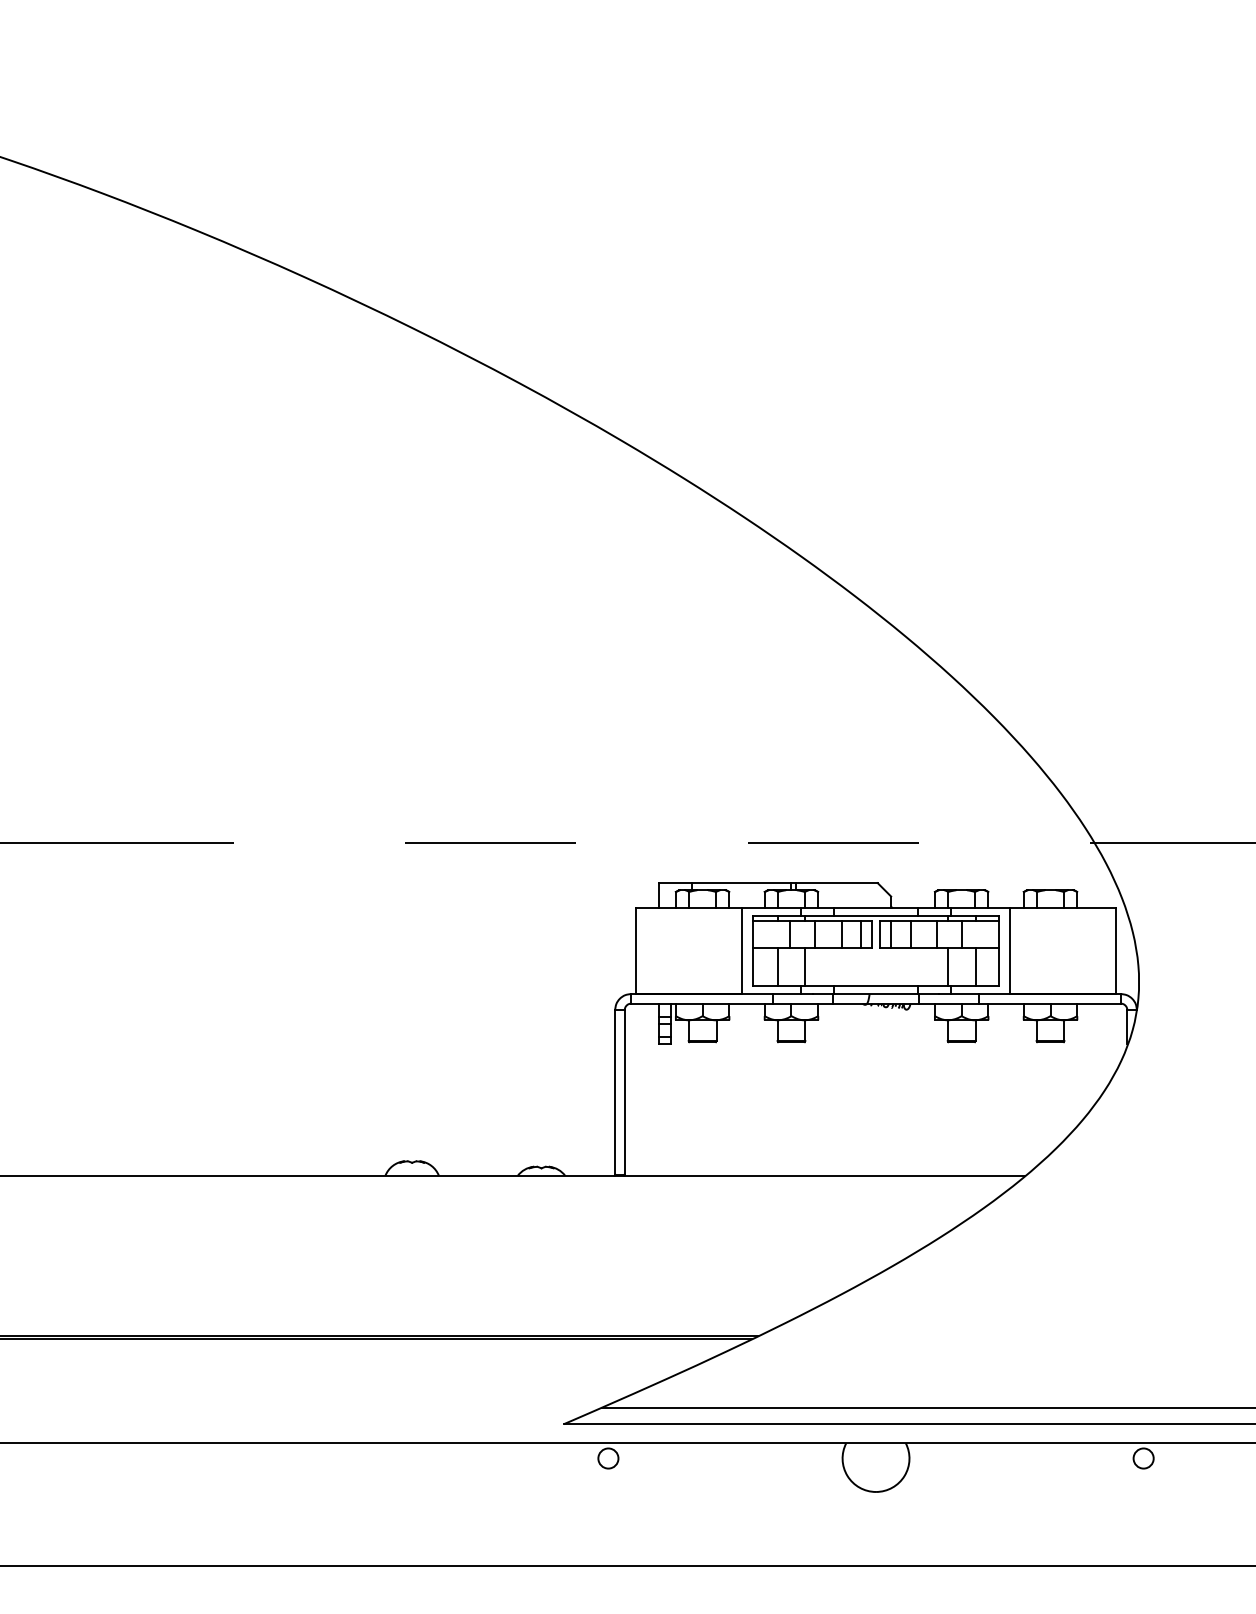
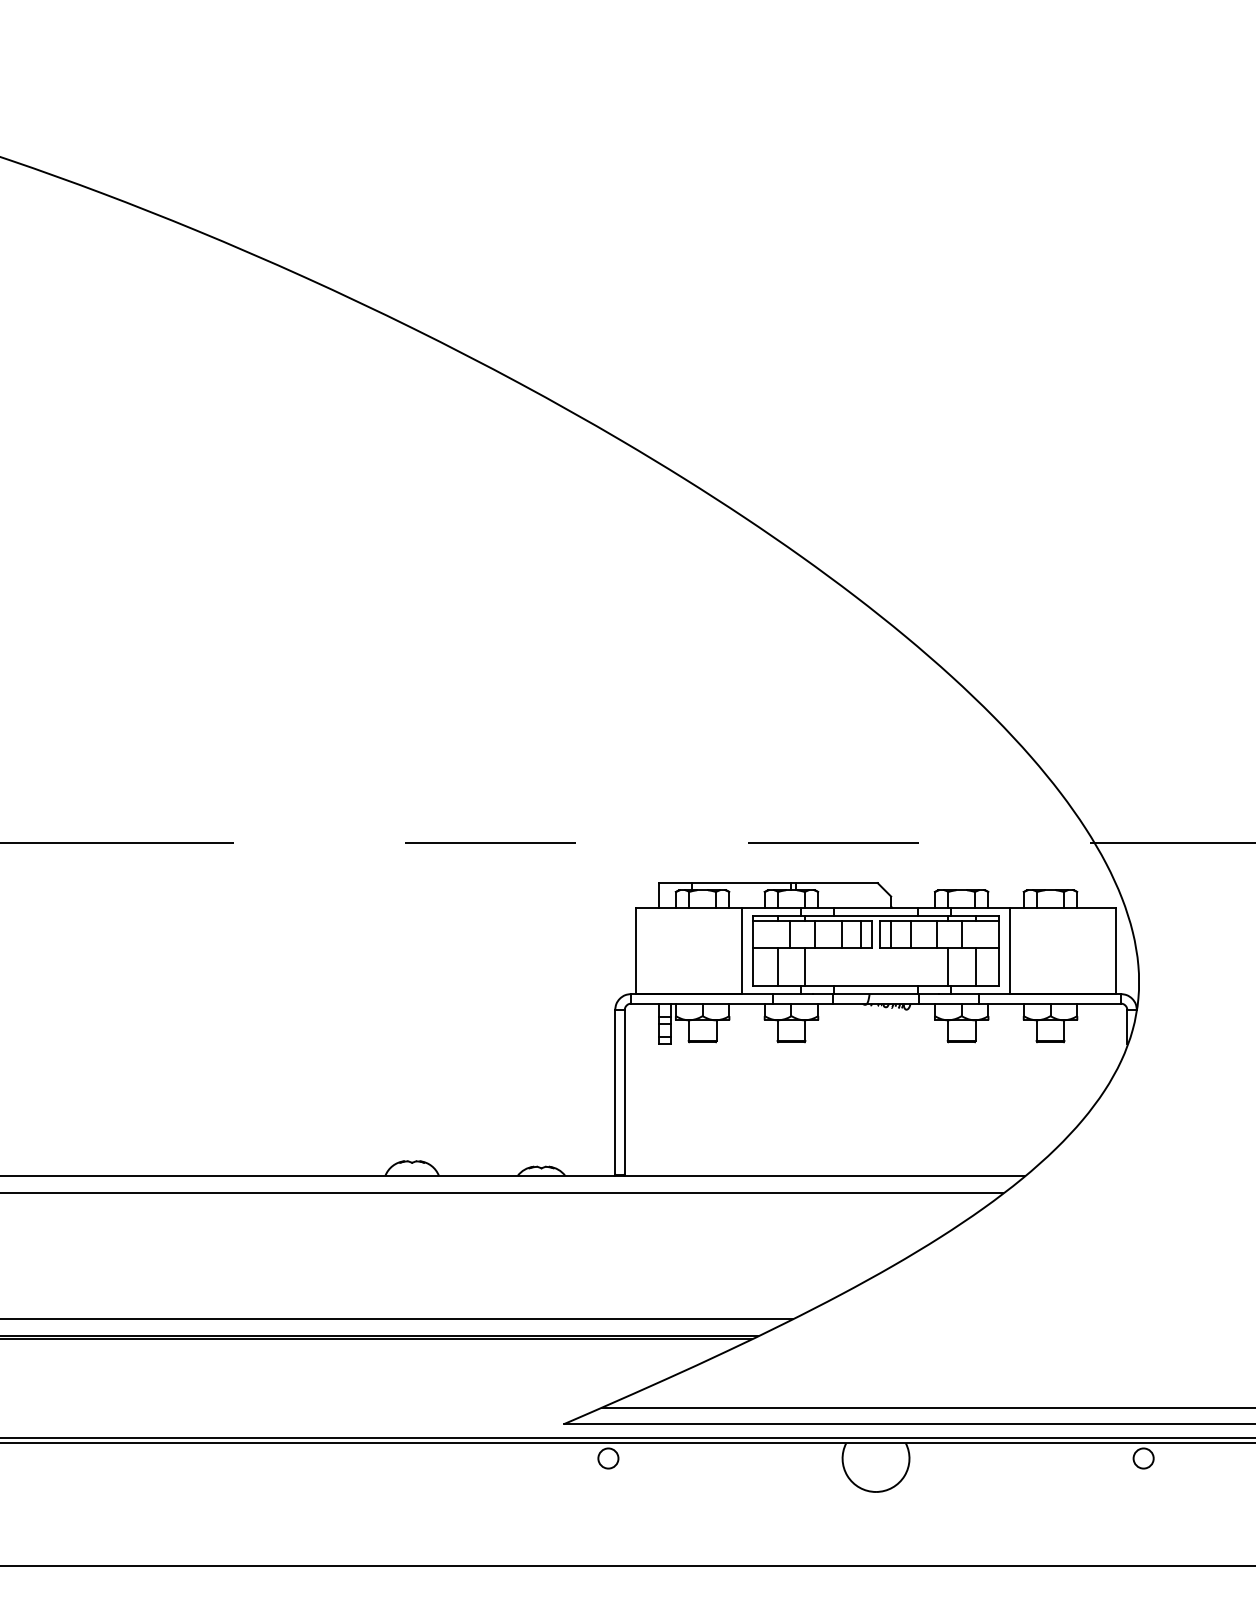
line: none -> present (502, 1193)
line: none -> present (397, 1318)
line: none -> present (627, 1438)
